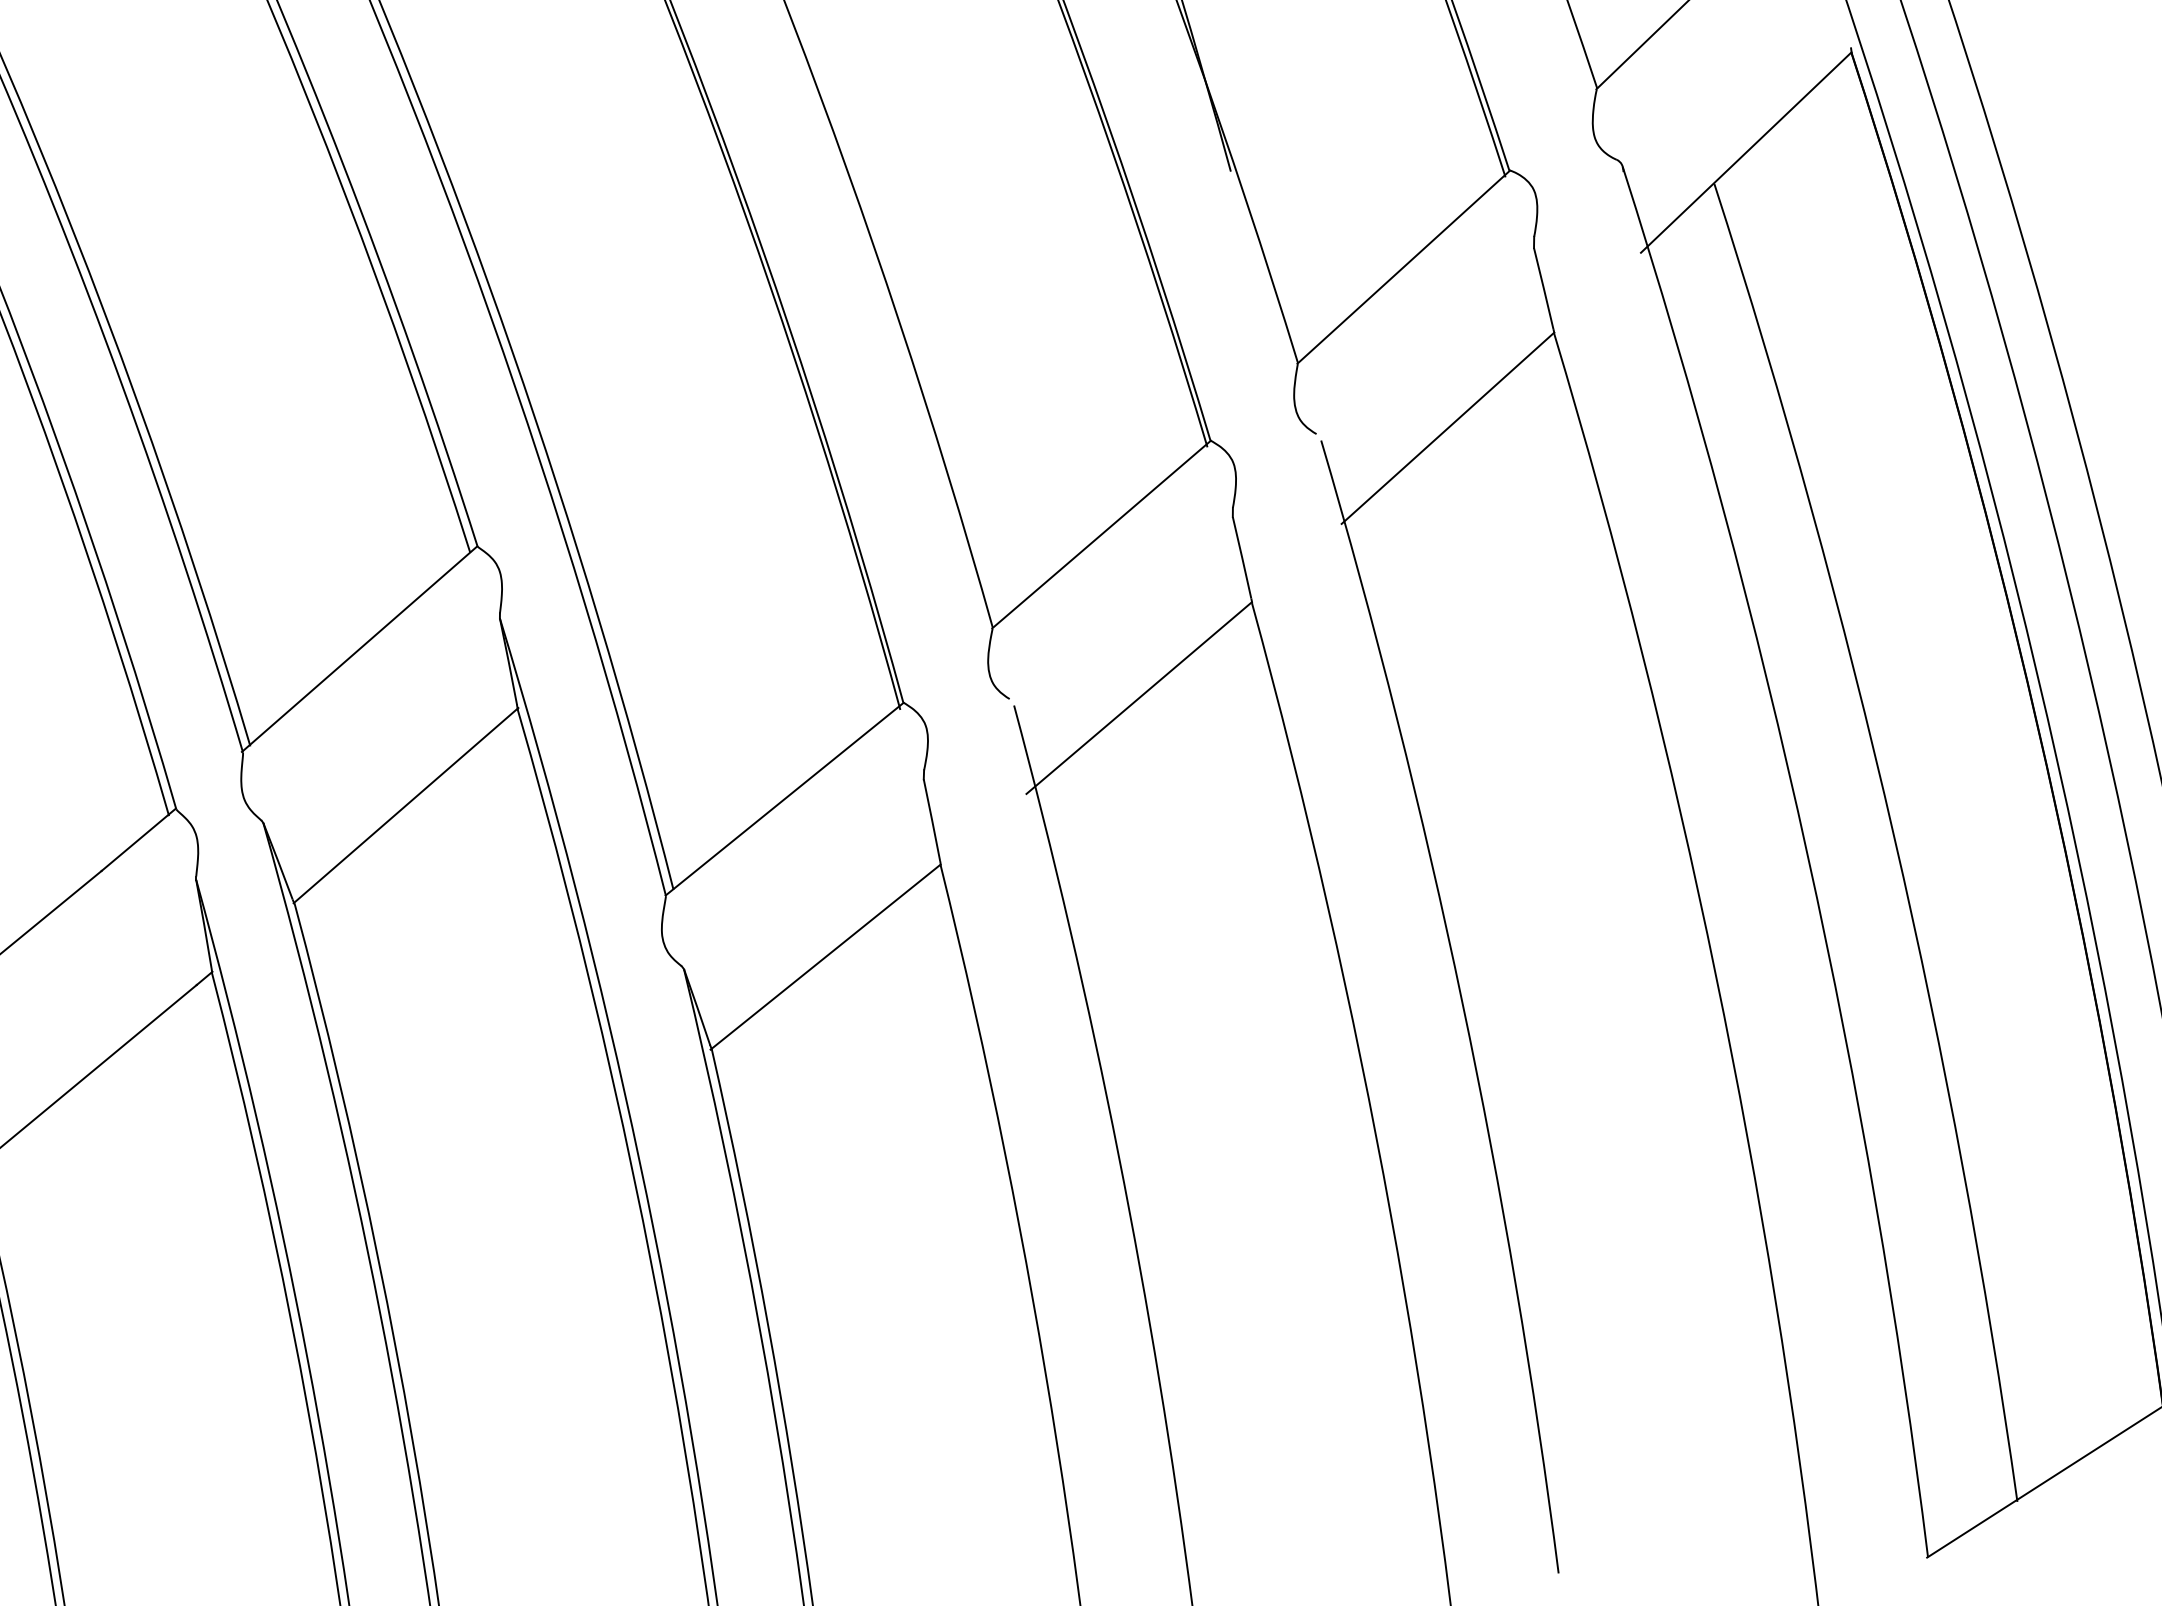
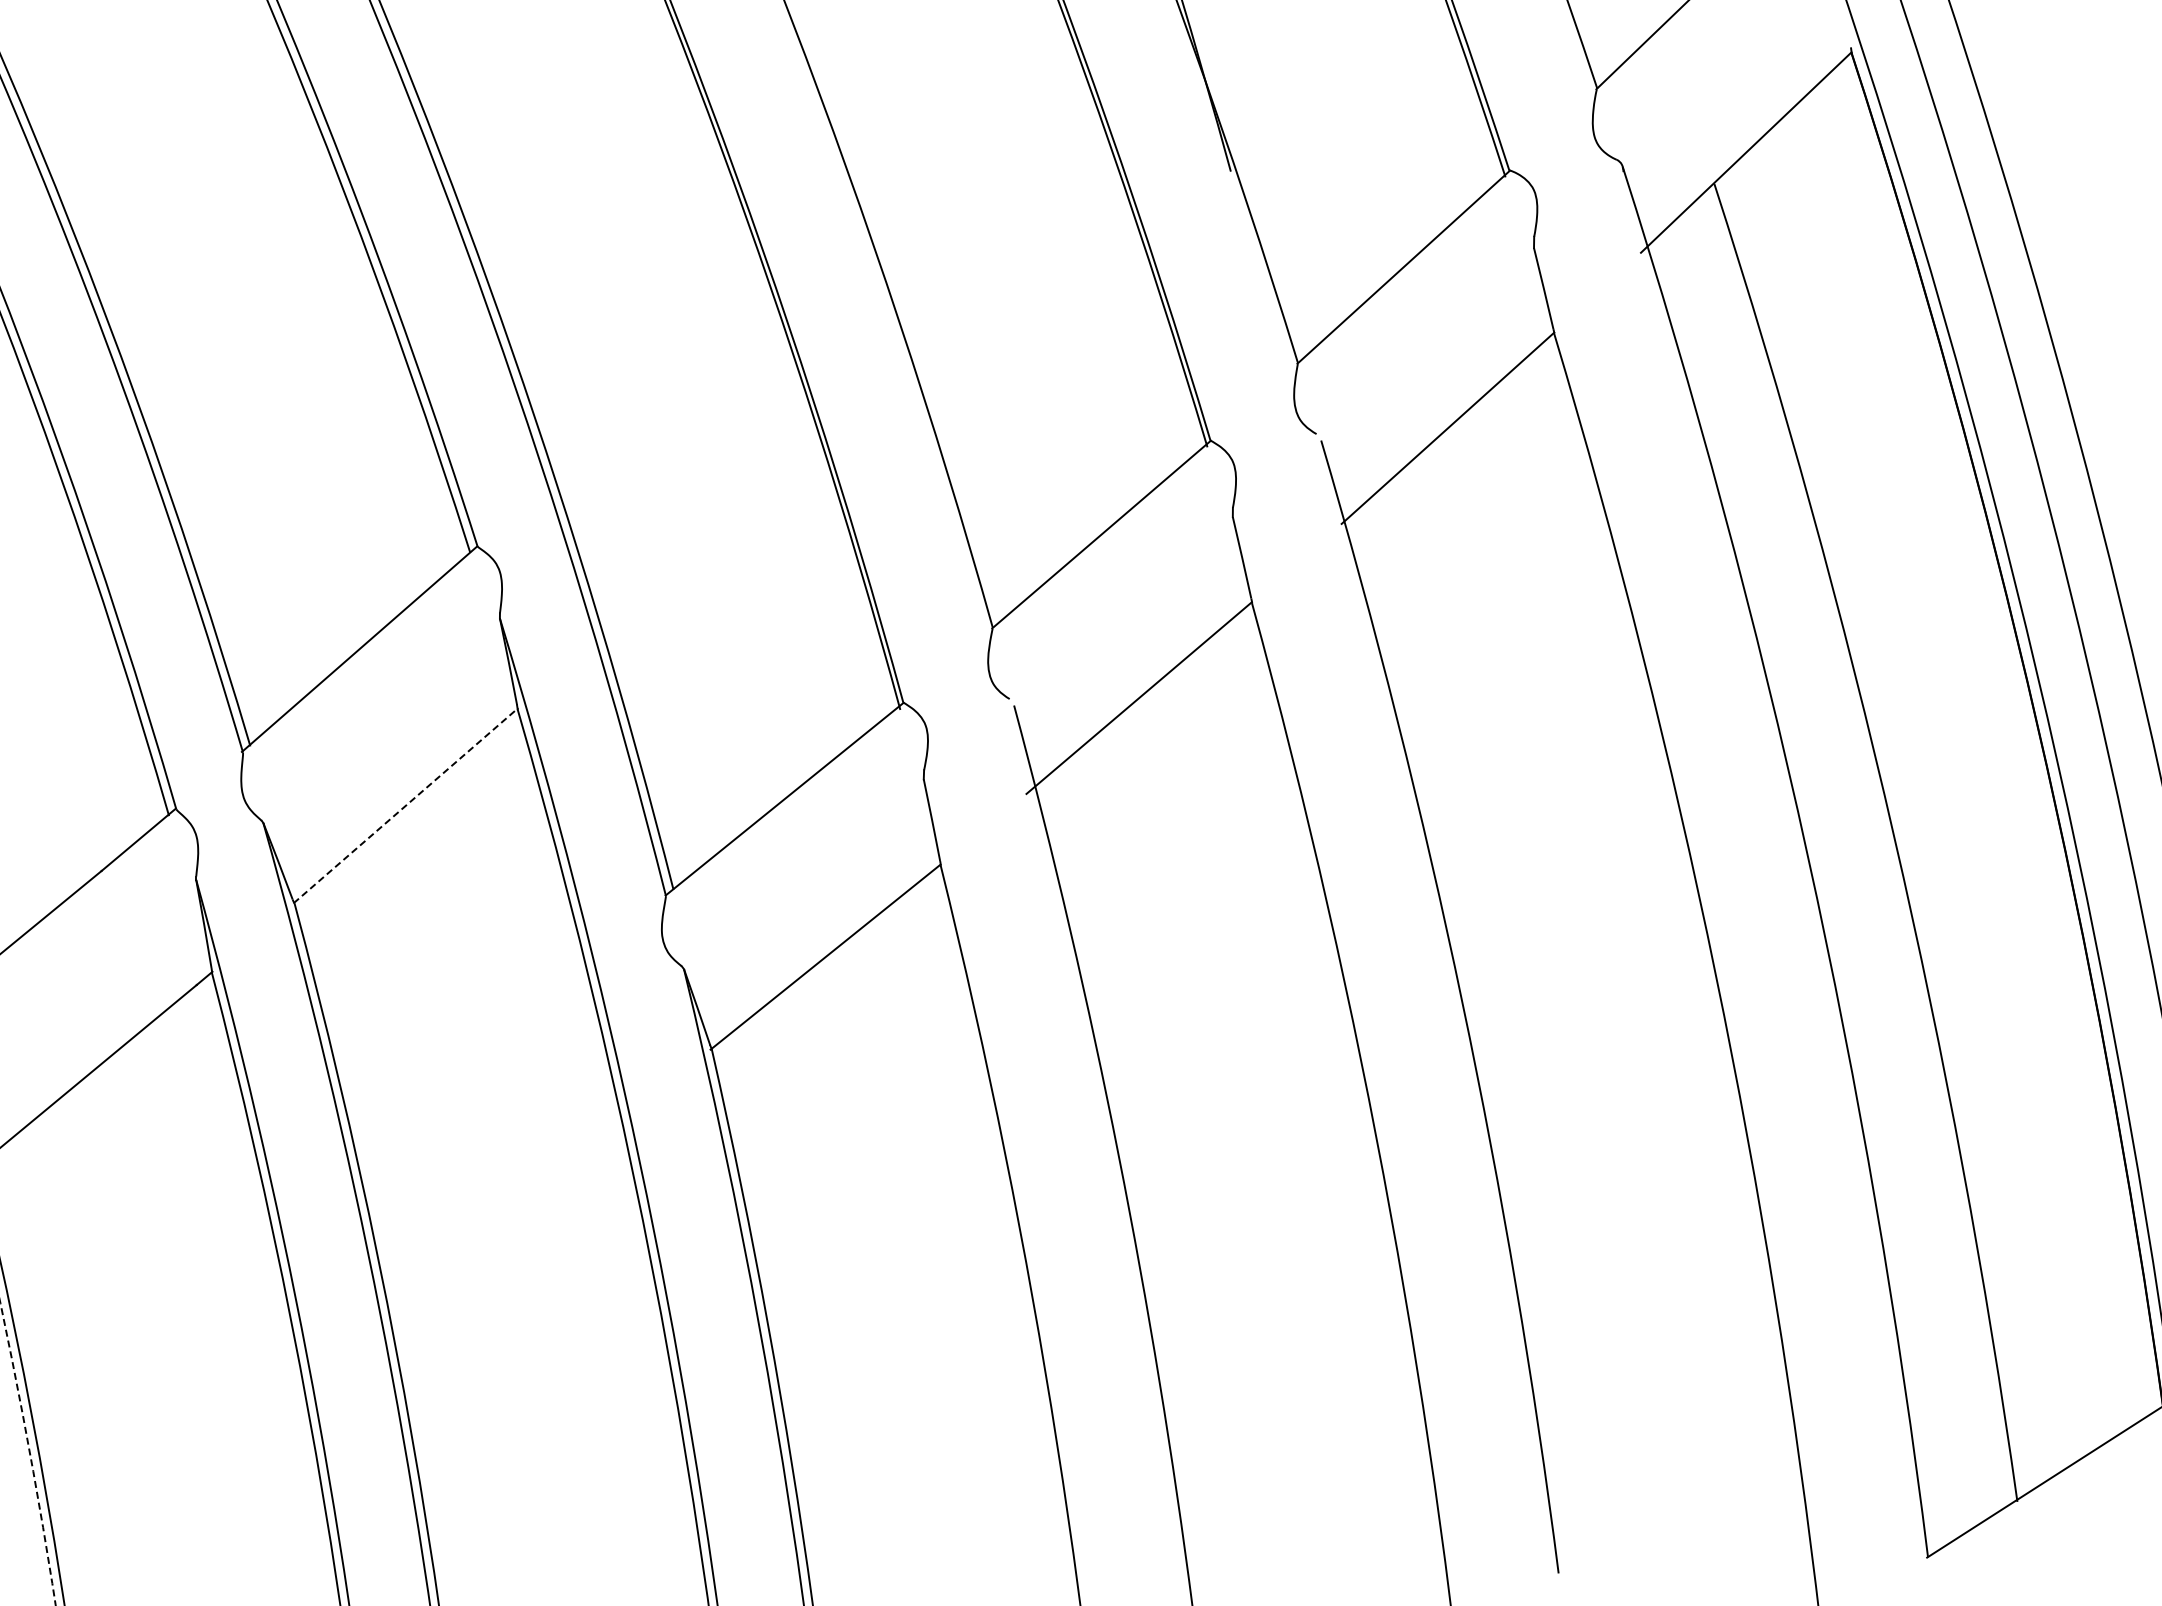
line: solid -> dashed (406, 805)
arc: solid -> dashed (29, 1452)
